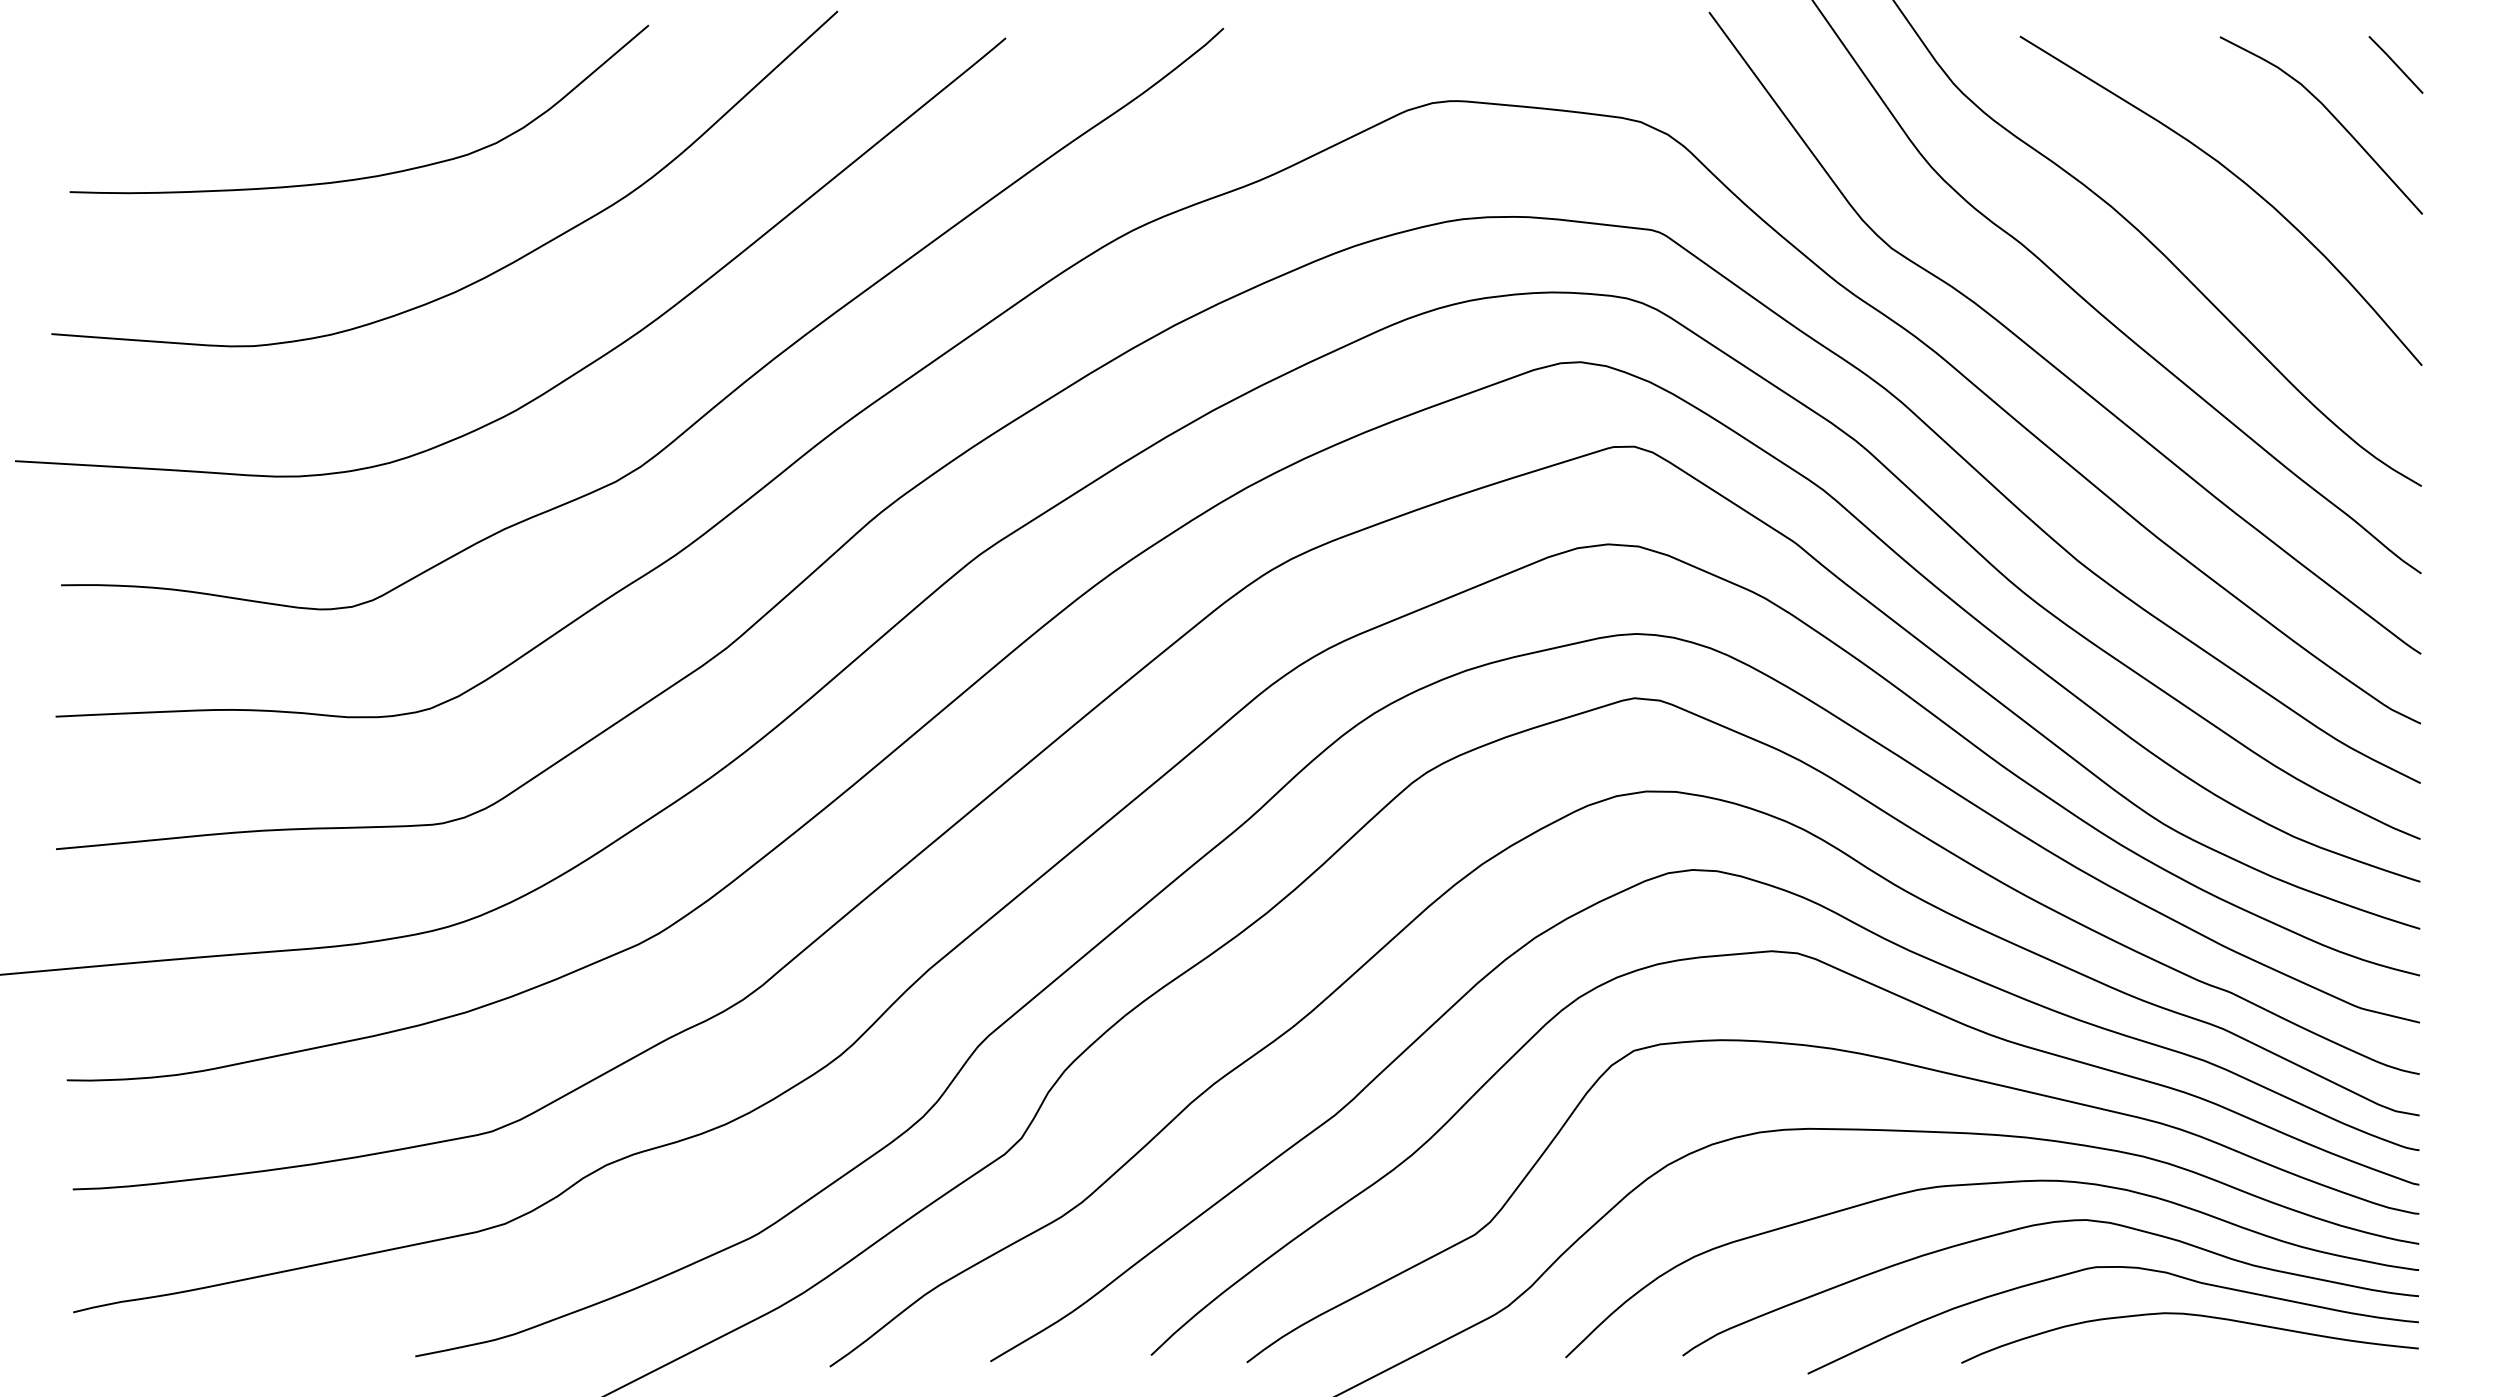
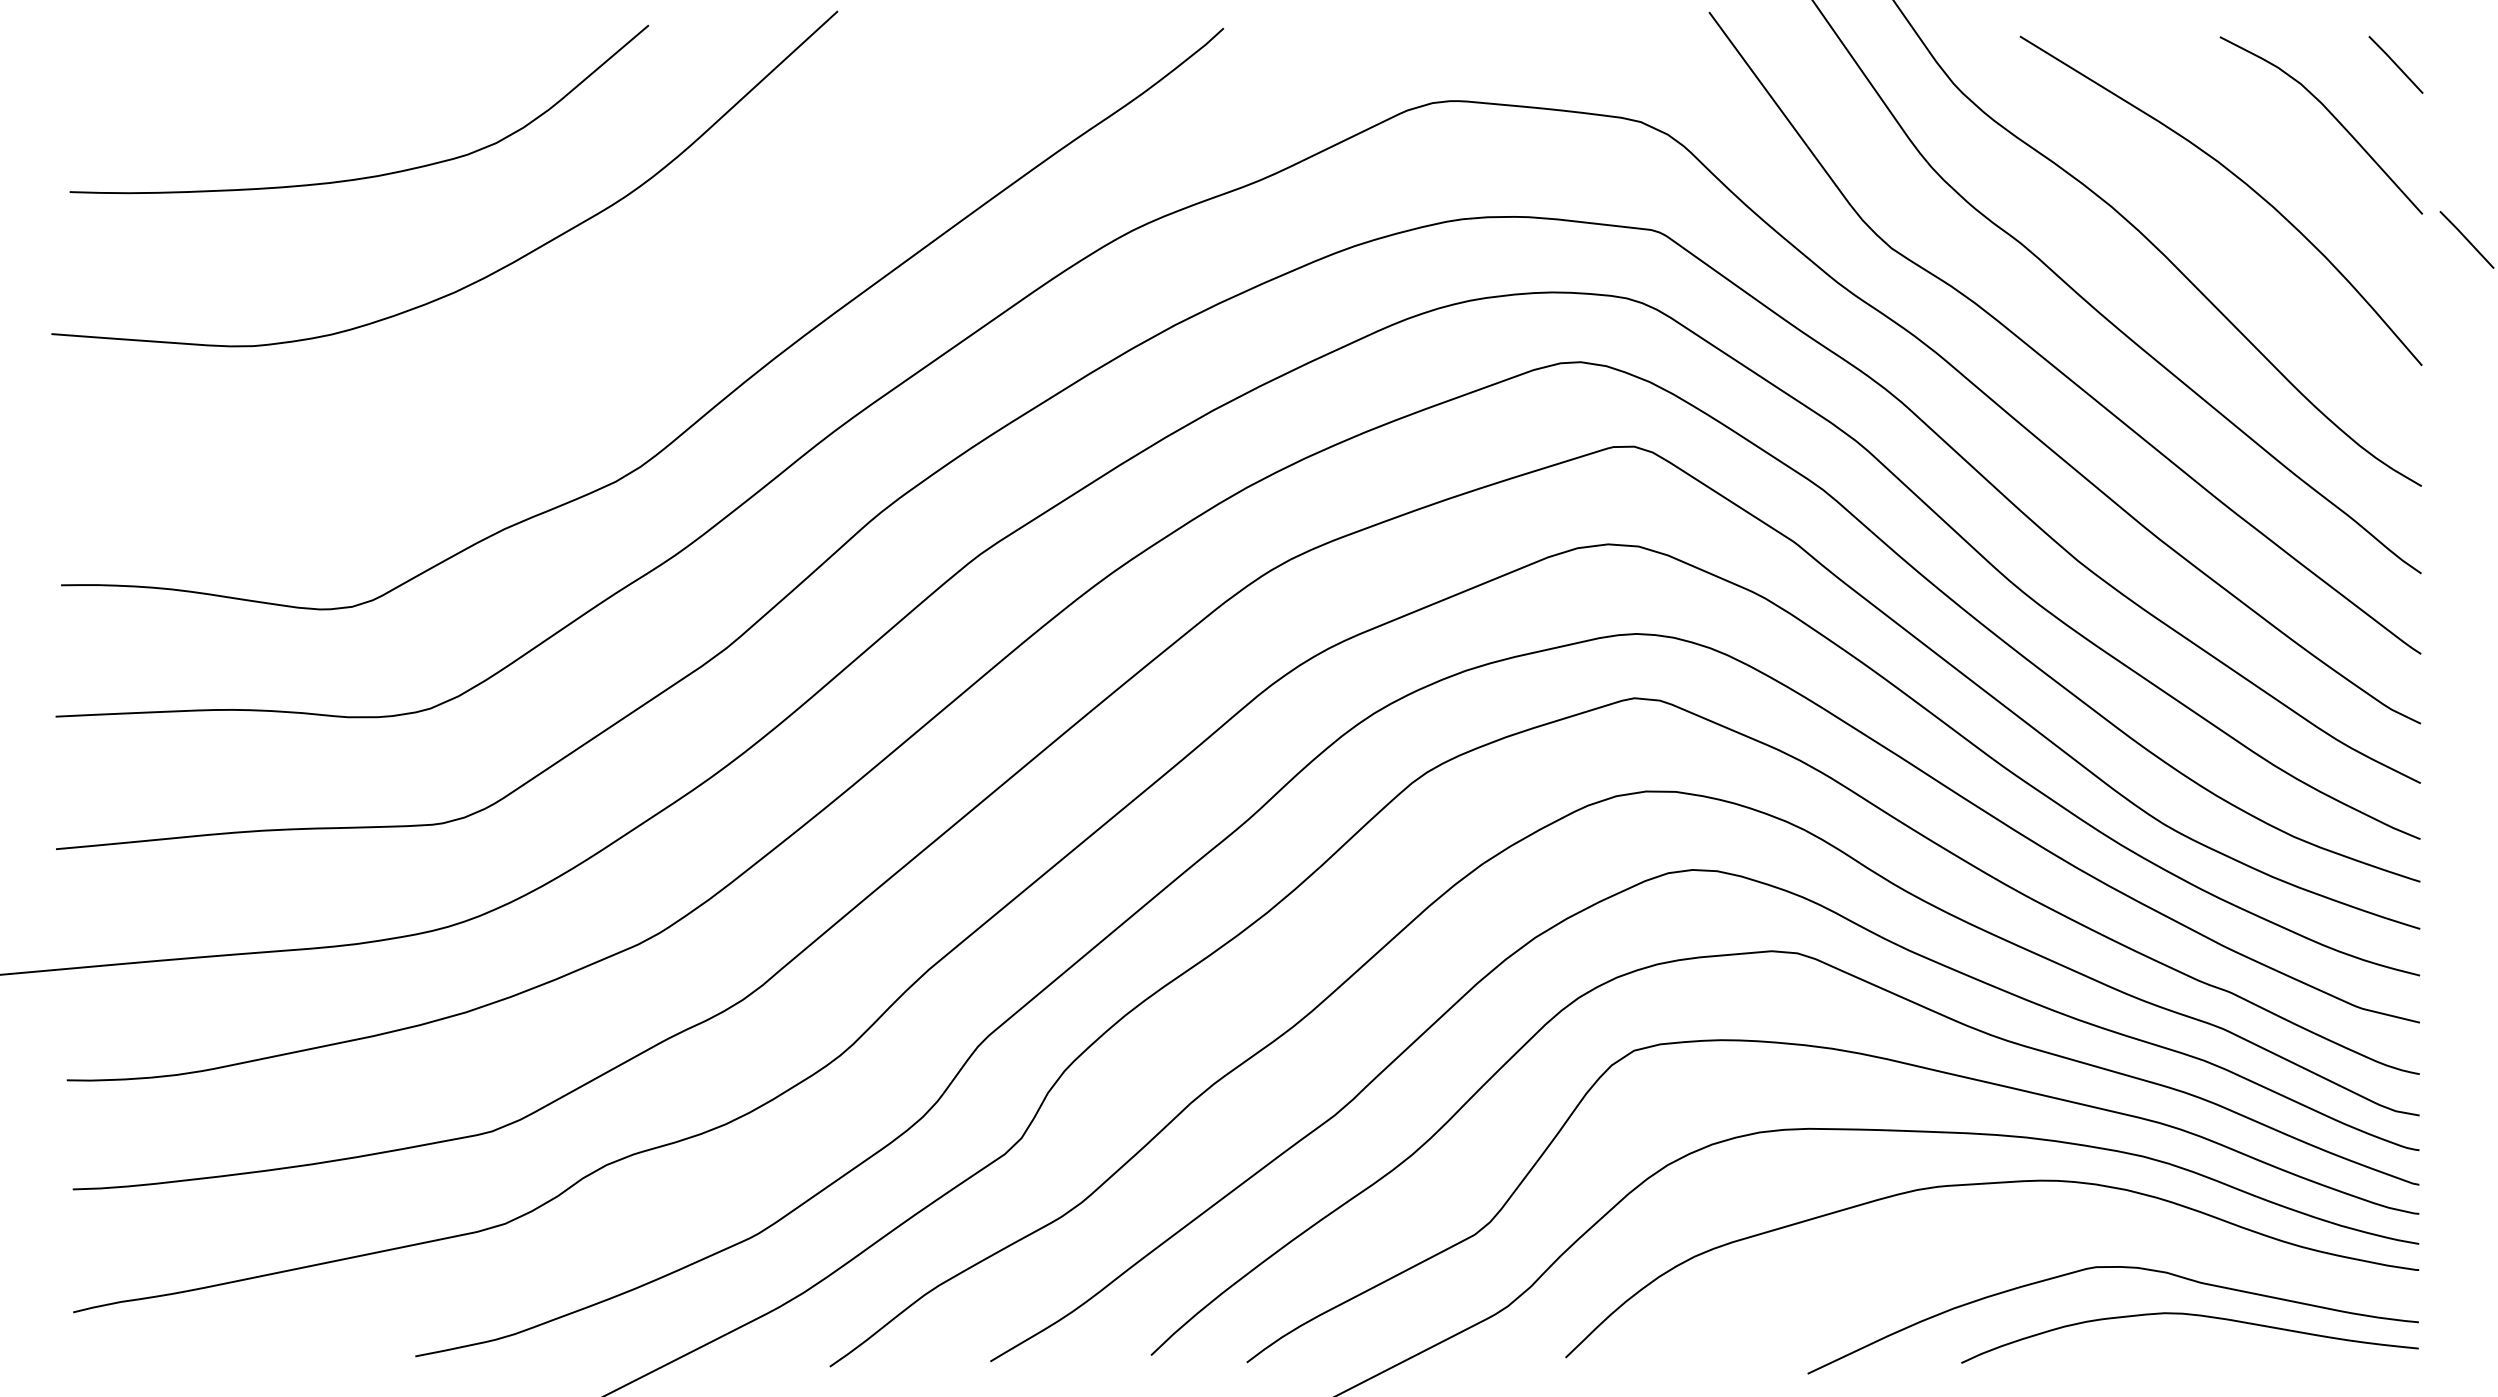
line: none -> present (2466, 239)
curve: present -> none (584, 366)
curve: present -> none (2040, 1225)
